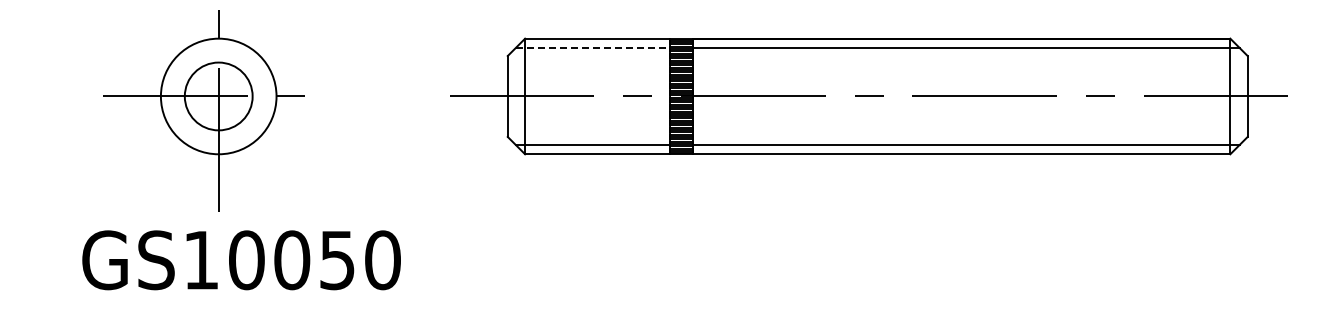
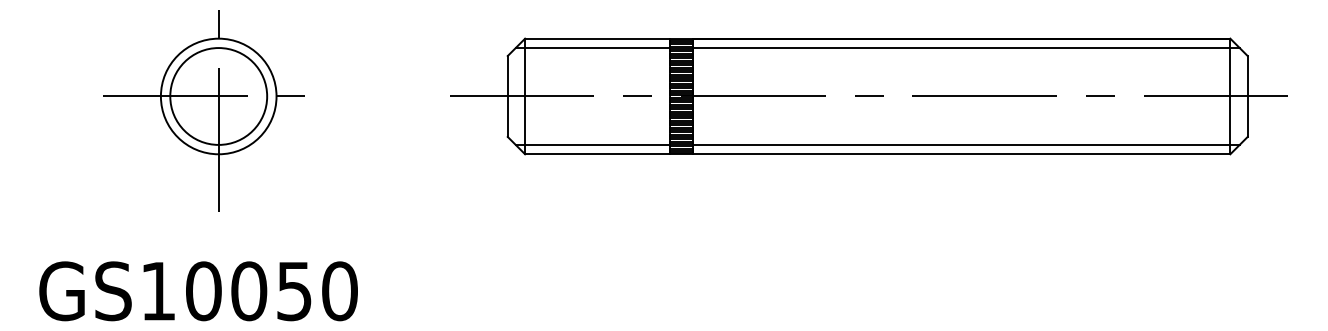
line: dashed -> solid (592, 48)
circle diameter: 68 px -> 97 px (218, 96)
text position: (241, 260) -> (198, 291) (198, 291)
